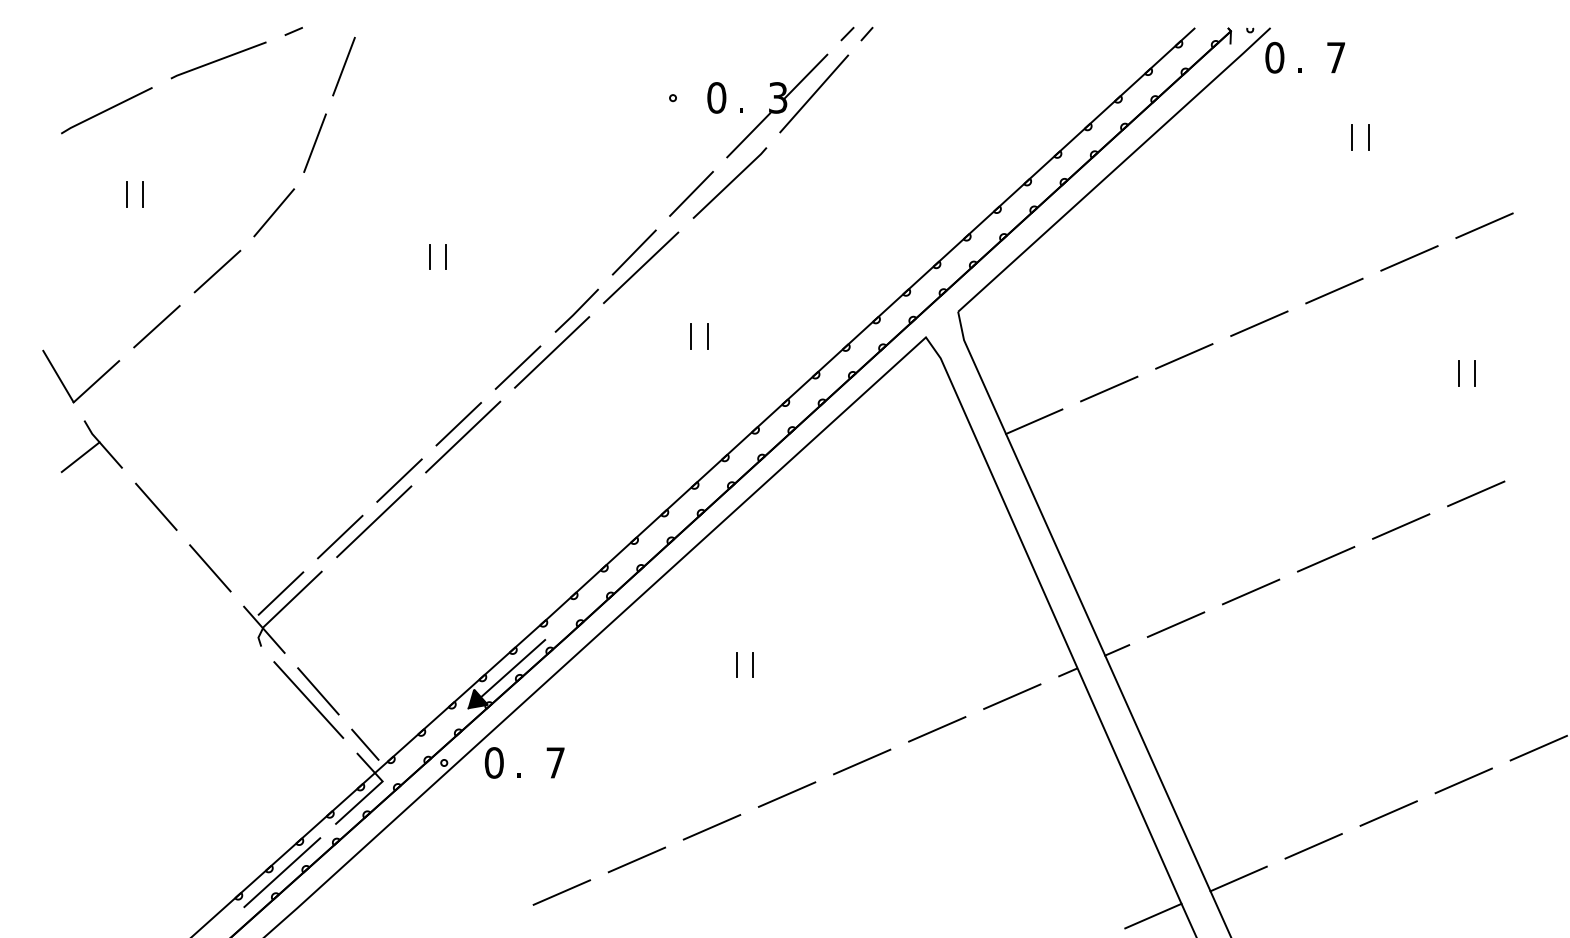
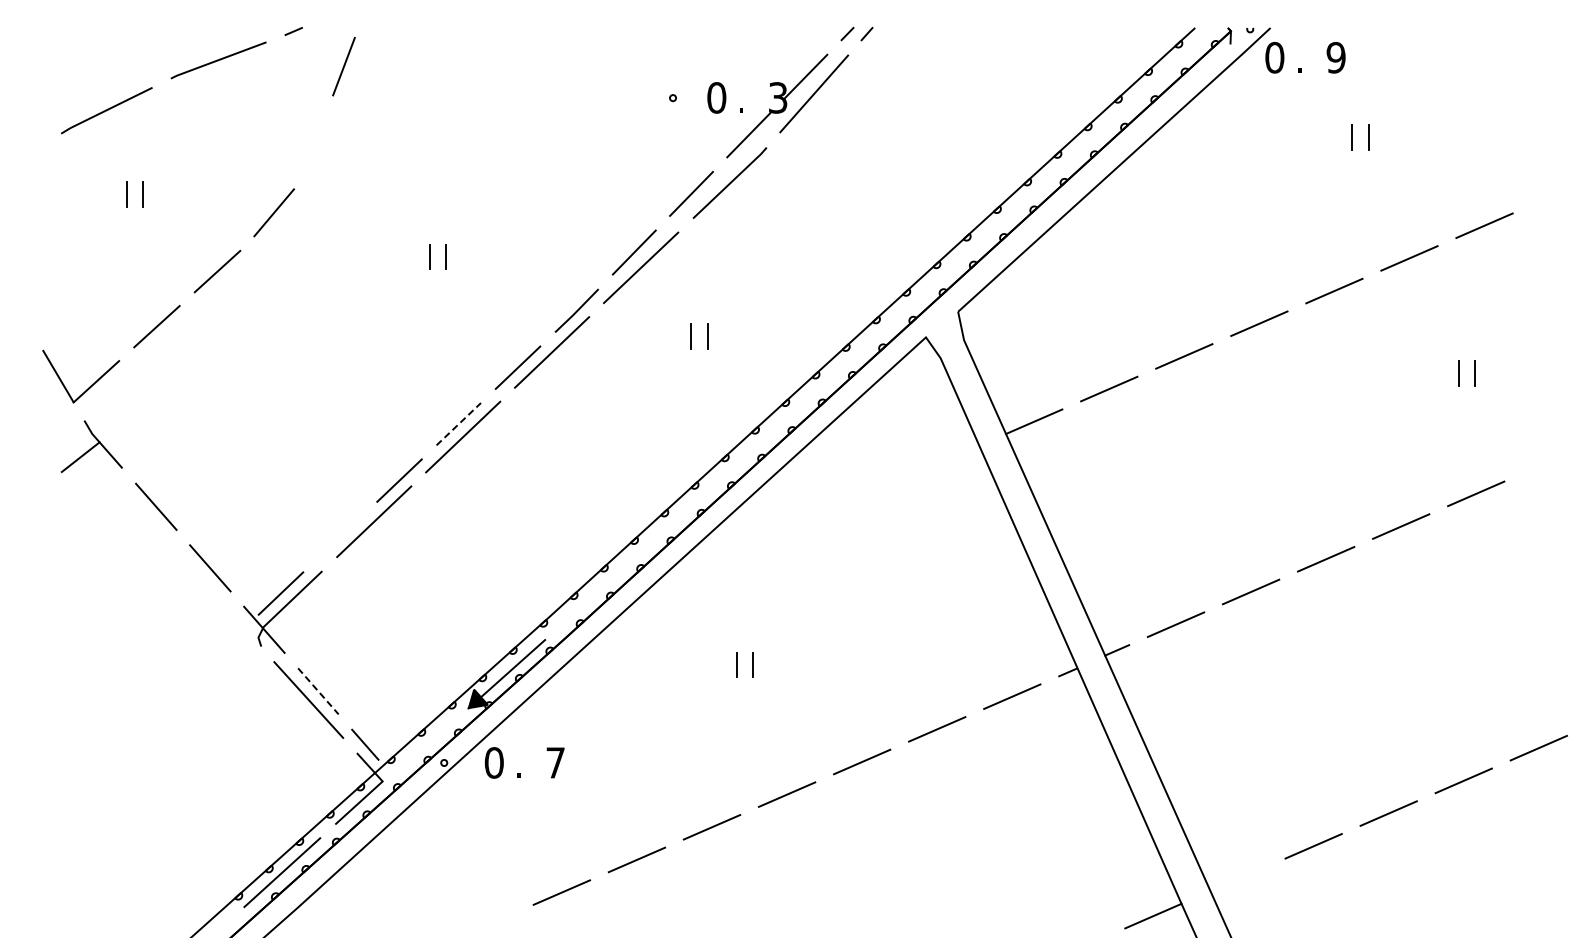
text: 7 -> 9 (1335, 57)
line: present -> none (314, 142)
line: solid -> dashed (458, 424)
line: present -> none (340, 536)
line: solid -> dashed (318, 691)
line: present -> none (1238, 878)
